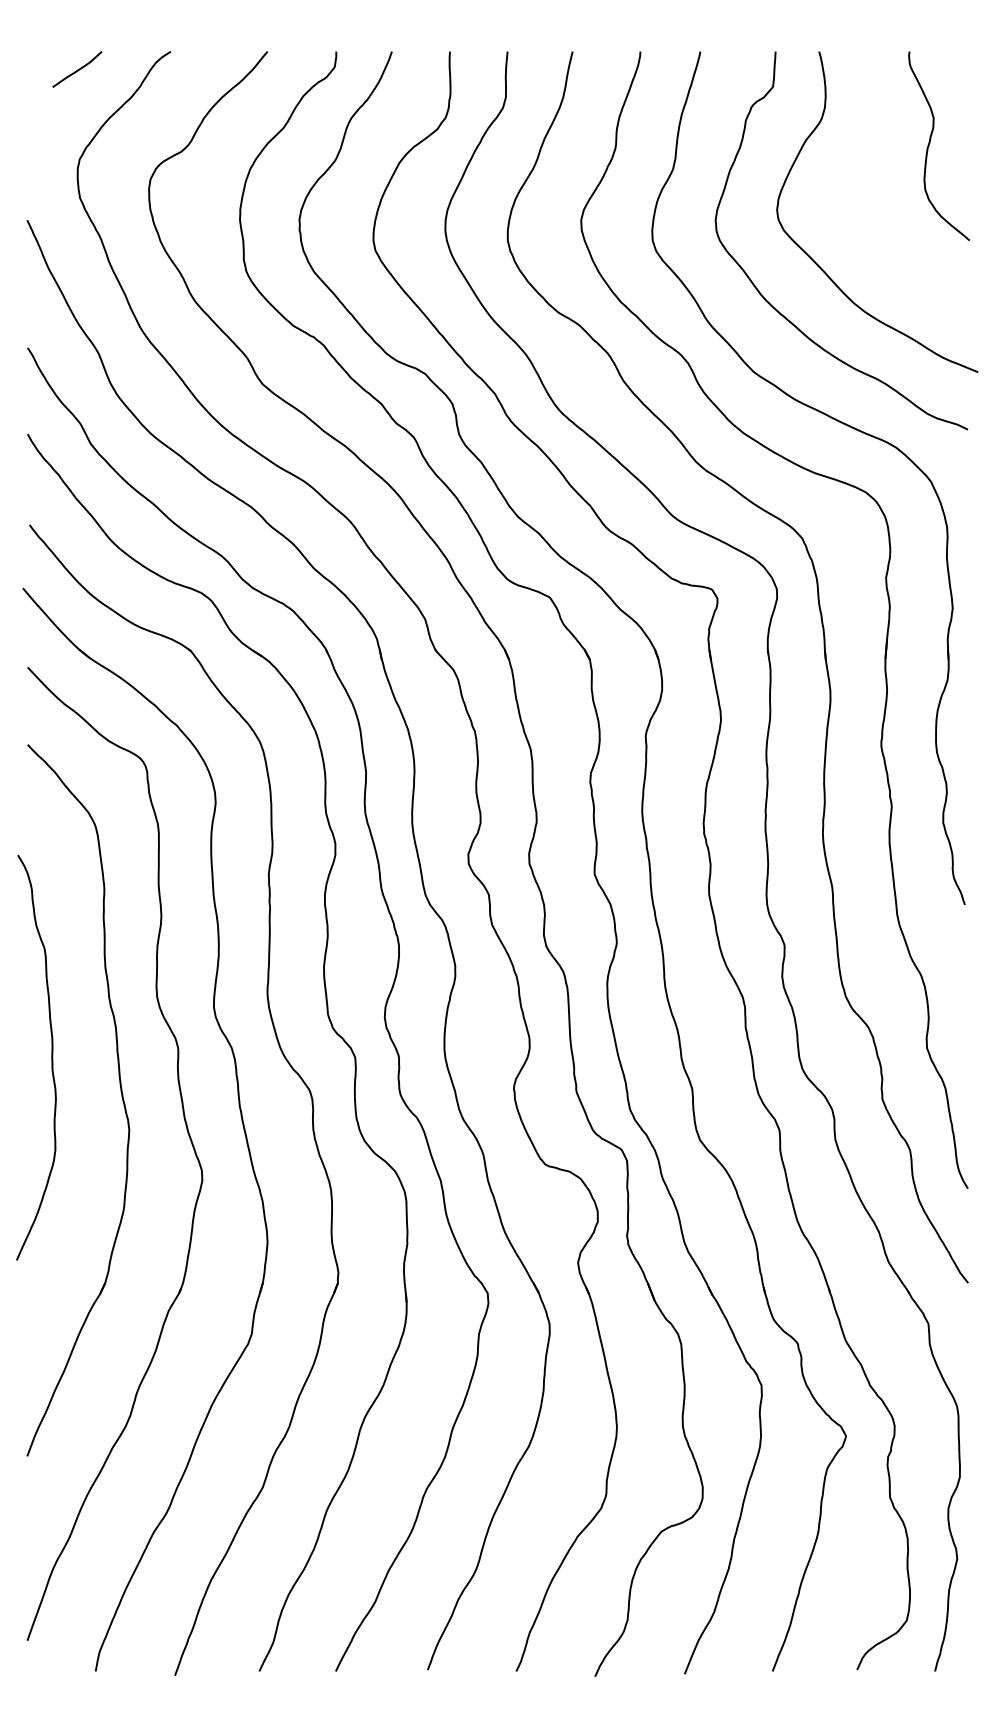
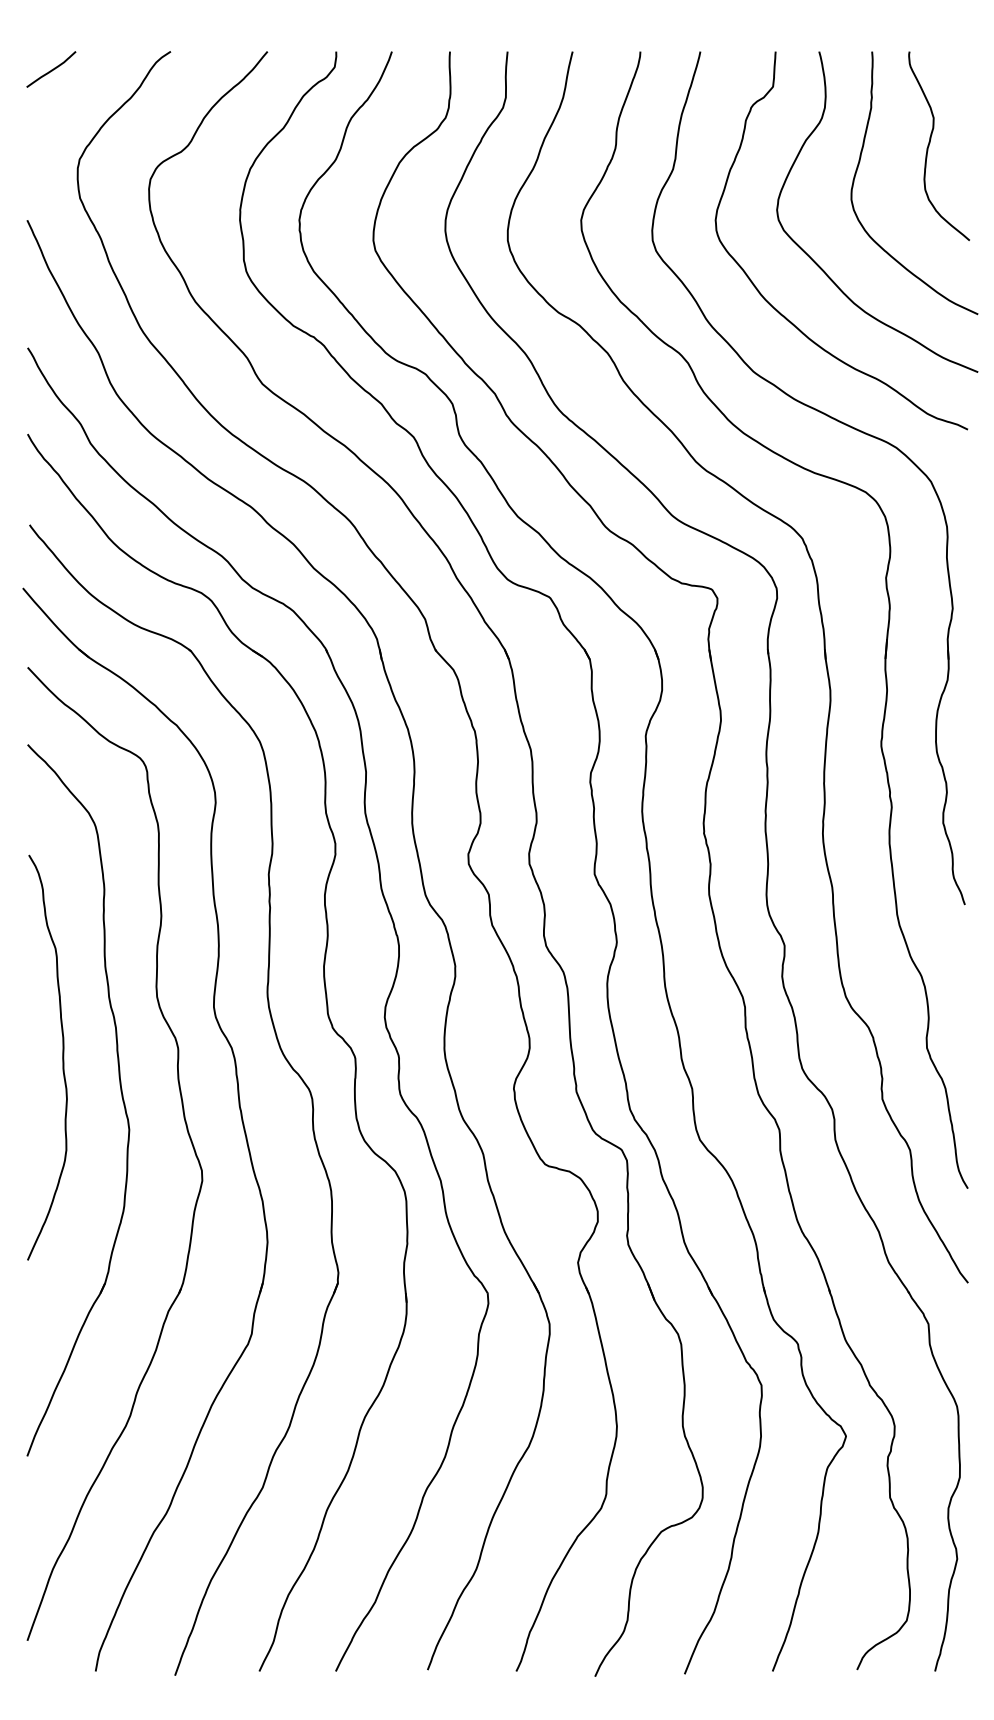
curve position: (77, 69) -> (51, 69) (51, 69)
curve: none -> present (859, 165)
curve position: (51, 1057) -> (62, 1057) (62, 1057)
